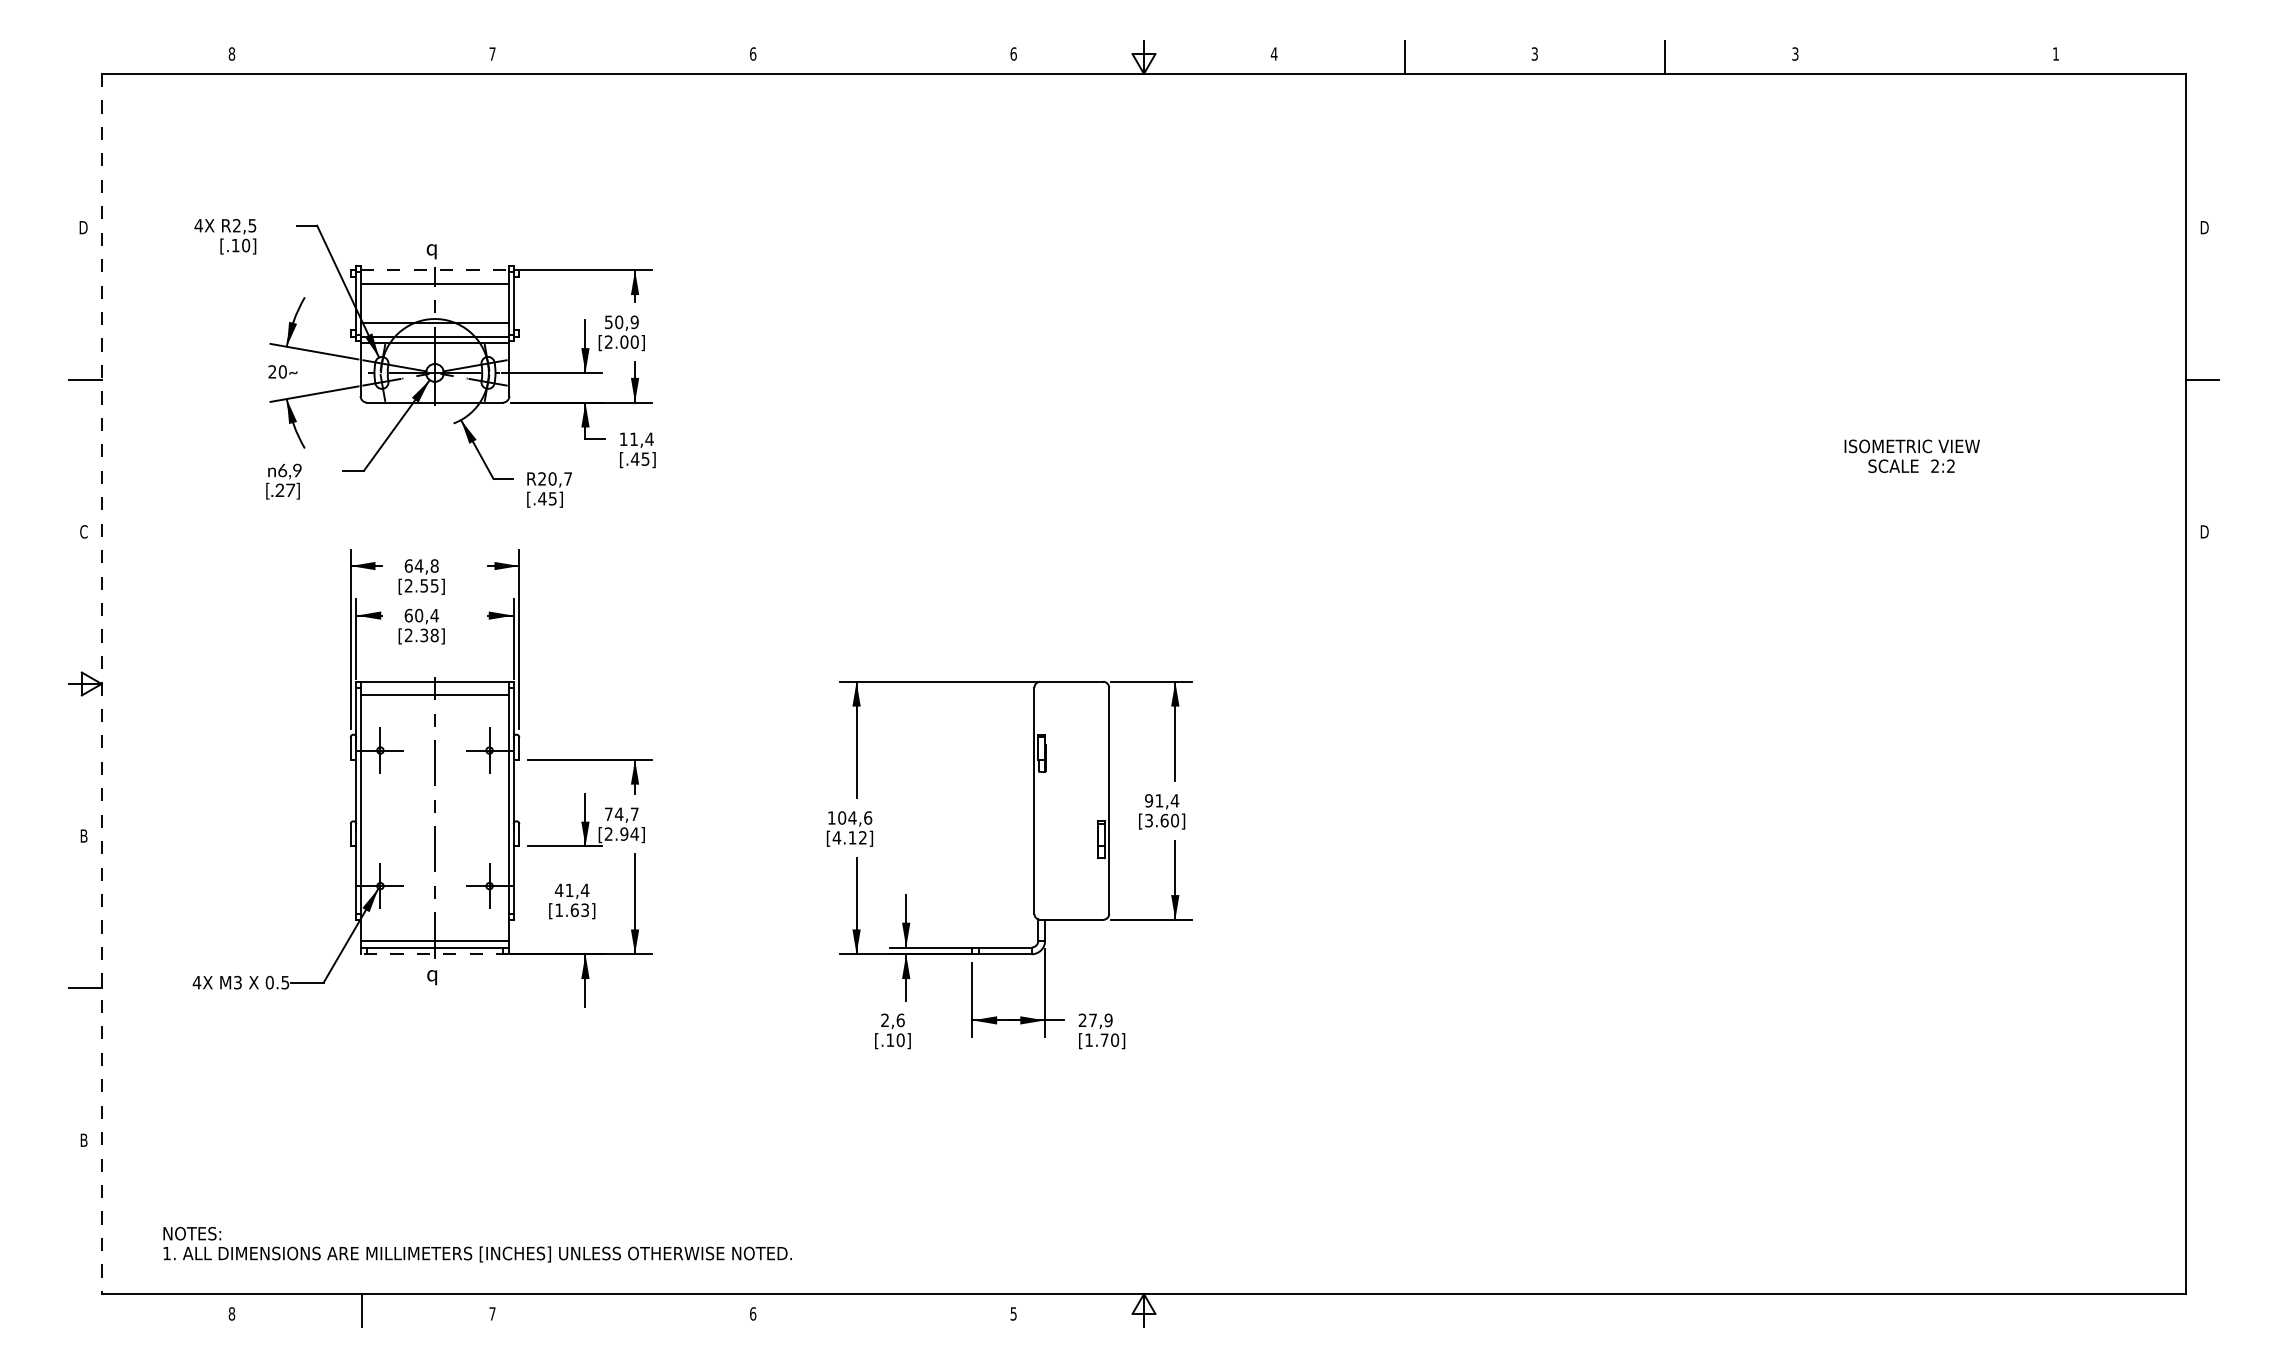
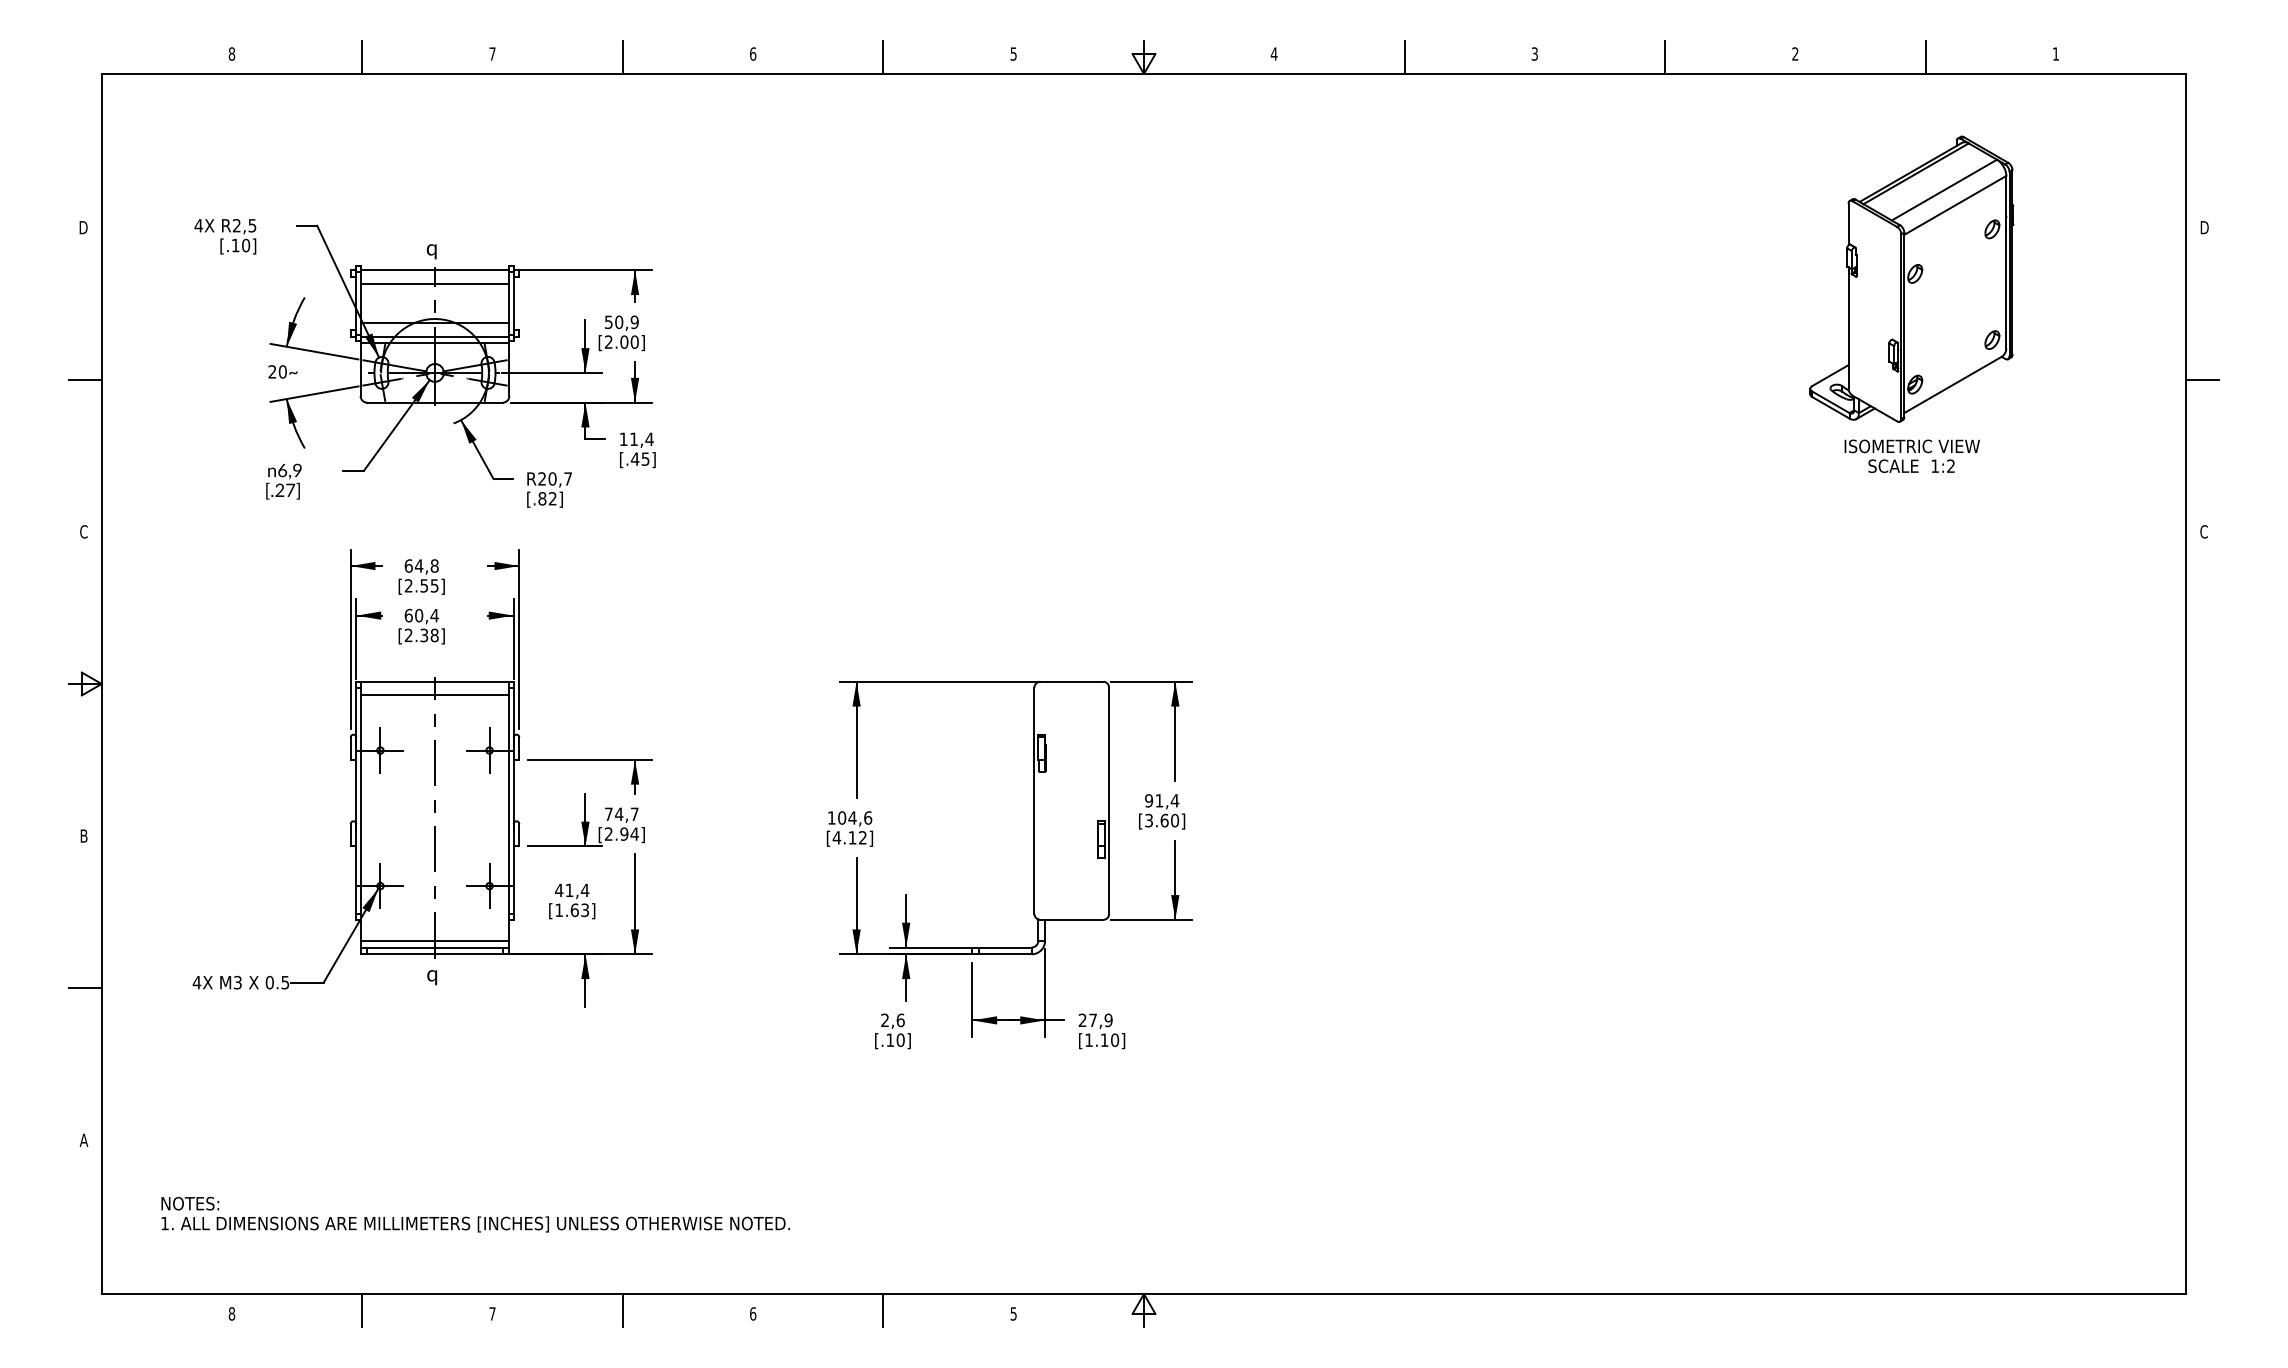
text: 6 -> 5 (1013, 53)
text: 3 -> 2 (1795, 54)
line: none -> present (362, 56)
line: none -> present (622, 56)
line: none -> present (883, 56)
line: none -> present (1925, 56)
line: dashed -> solid (435, 270)
part: none -> present (1911, 278)
text: 2:2 -> 1:2 (1934, 465)
text: [.45] -> [.82] (547, 498)
text: D -> C (2204, 531)
line: dashed -> solid (101, 684)
line: dashed -> solid (434, 954)
text: [1.70] -> [1.10] (1104, 1039)
text: B -> A (83, 1139)
text position: (477, 1244) -> (475, 1214) (475, 1214)
line: none -> present (622, 1310)
line: none -> present (883, 1310)
